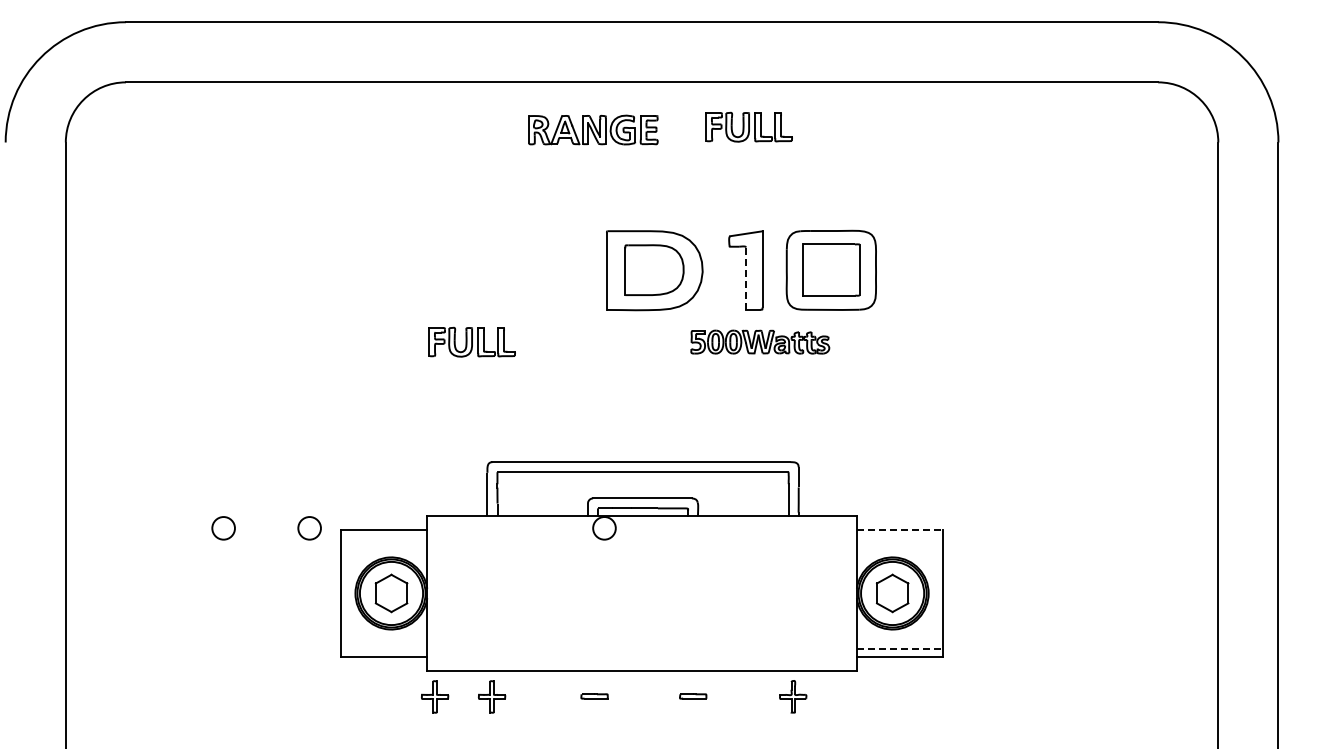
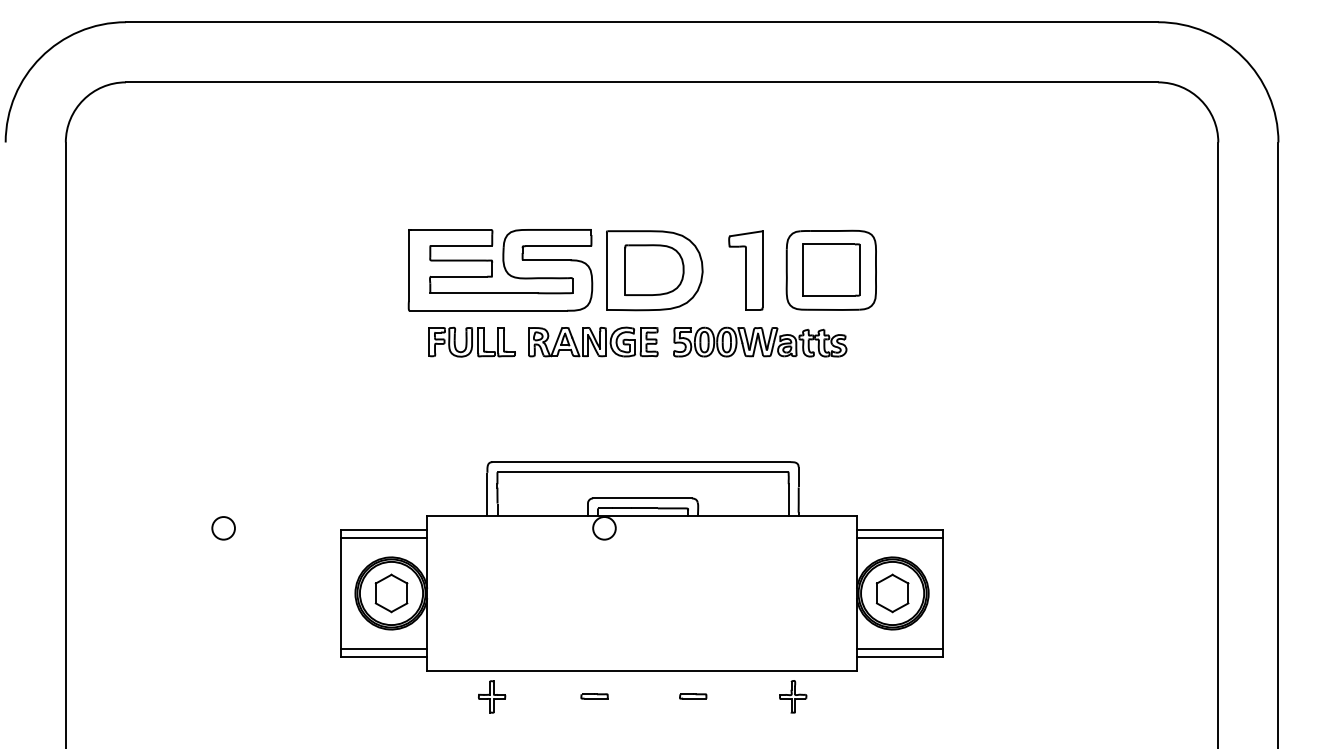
part: present -> none (748, 126)
part position: (593, 129) -> (593, 341) (593, 341)
part: none -> present (500, 270)
line: dashed -> solid (746, 279)
part size: 141x26 px -> 175x32 px (760, 341)
circle: present -> none (309, 528)
line: dashed -> solid (899, 530)
line: none -> present (384, 538)
line: none -> present (899, 538)
line: none -> present (384, 648)
line: dashed -> solid (899, 648)
part: present -> none (435, 696)
